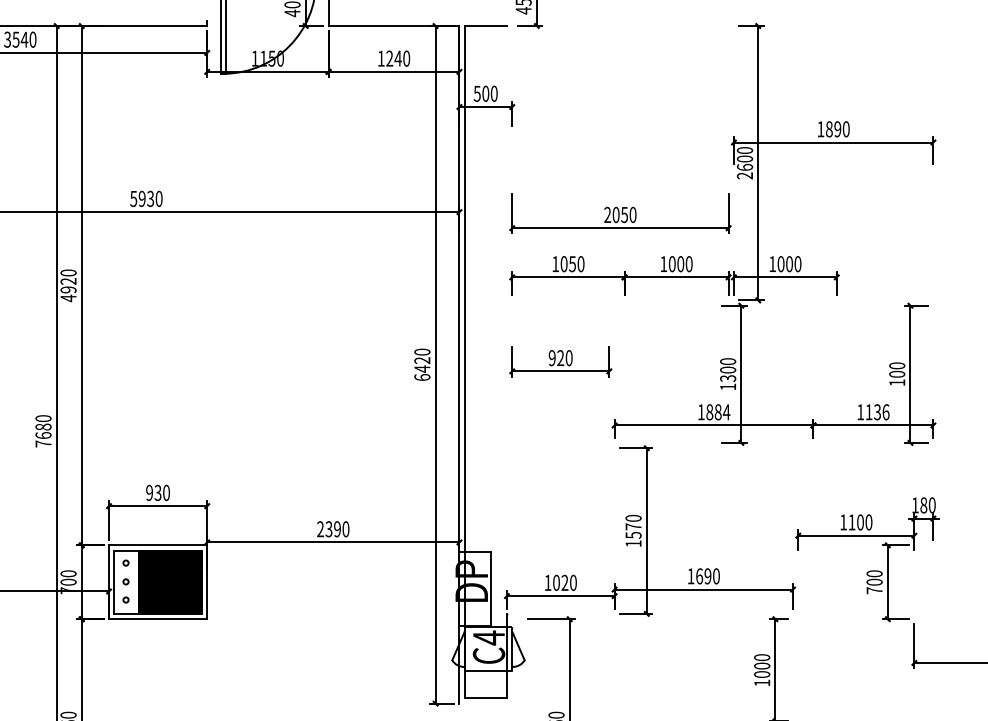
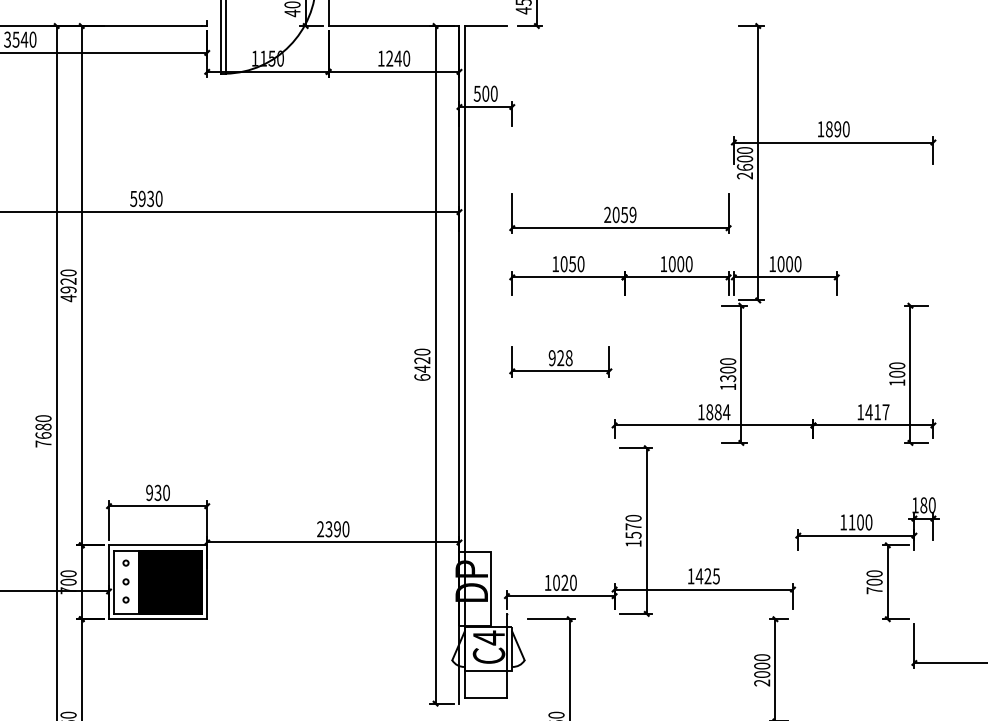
text: 2050 -> 2059 (632, 215)
text: 920 -> 928 (568, 358)
text: 1136 -> 1417 (877, 412)
text: 1690 -> 1425 (707, 576)
text: 1000 -> 2000 (761, 682)
